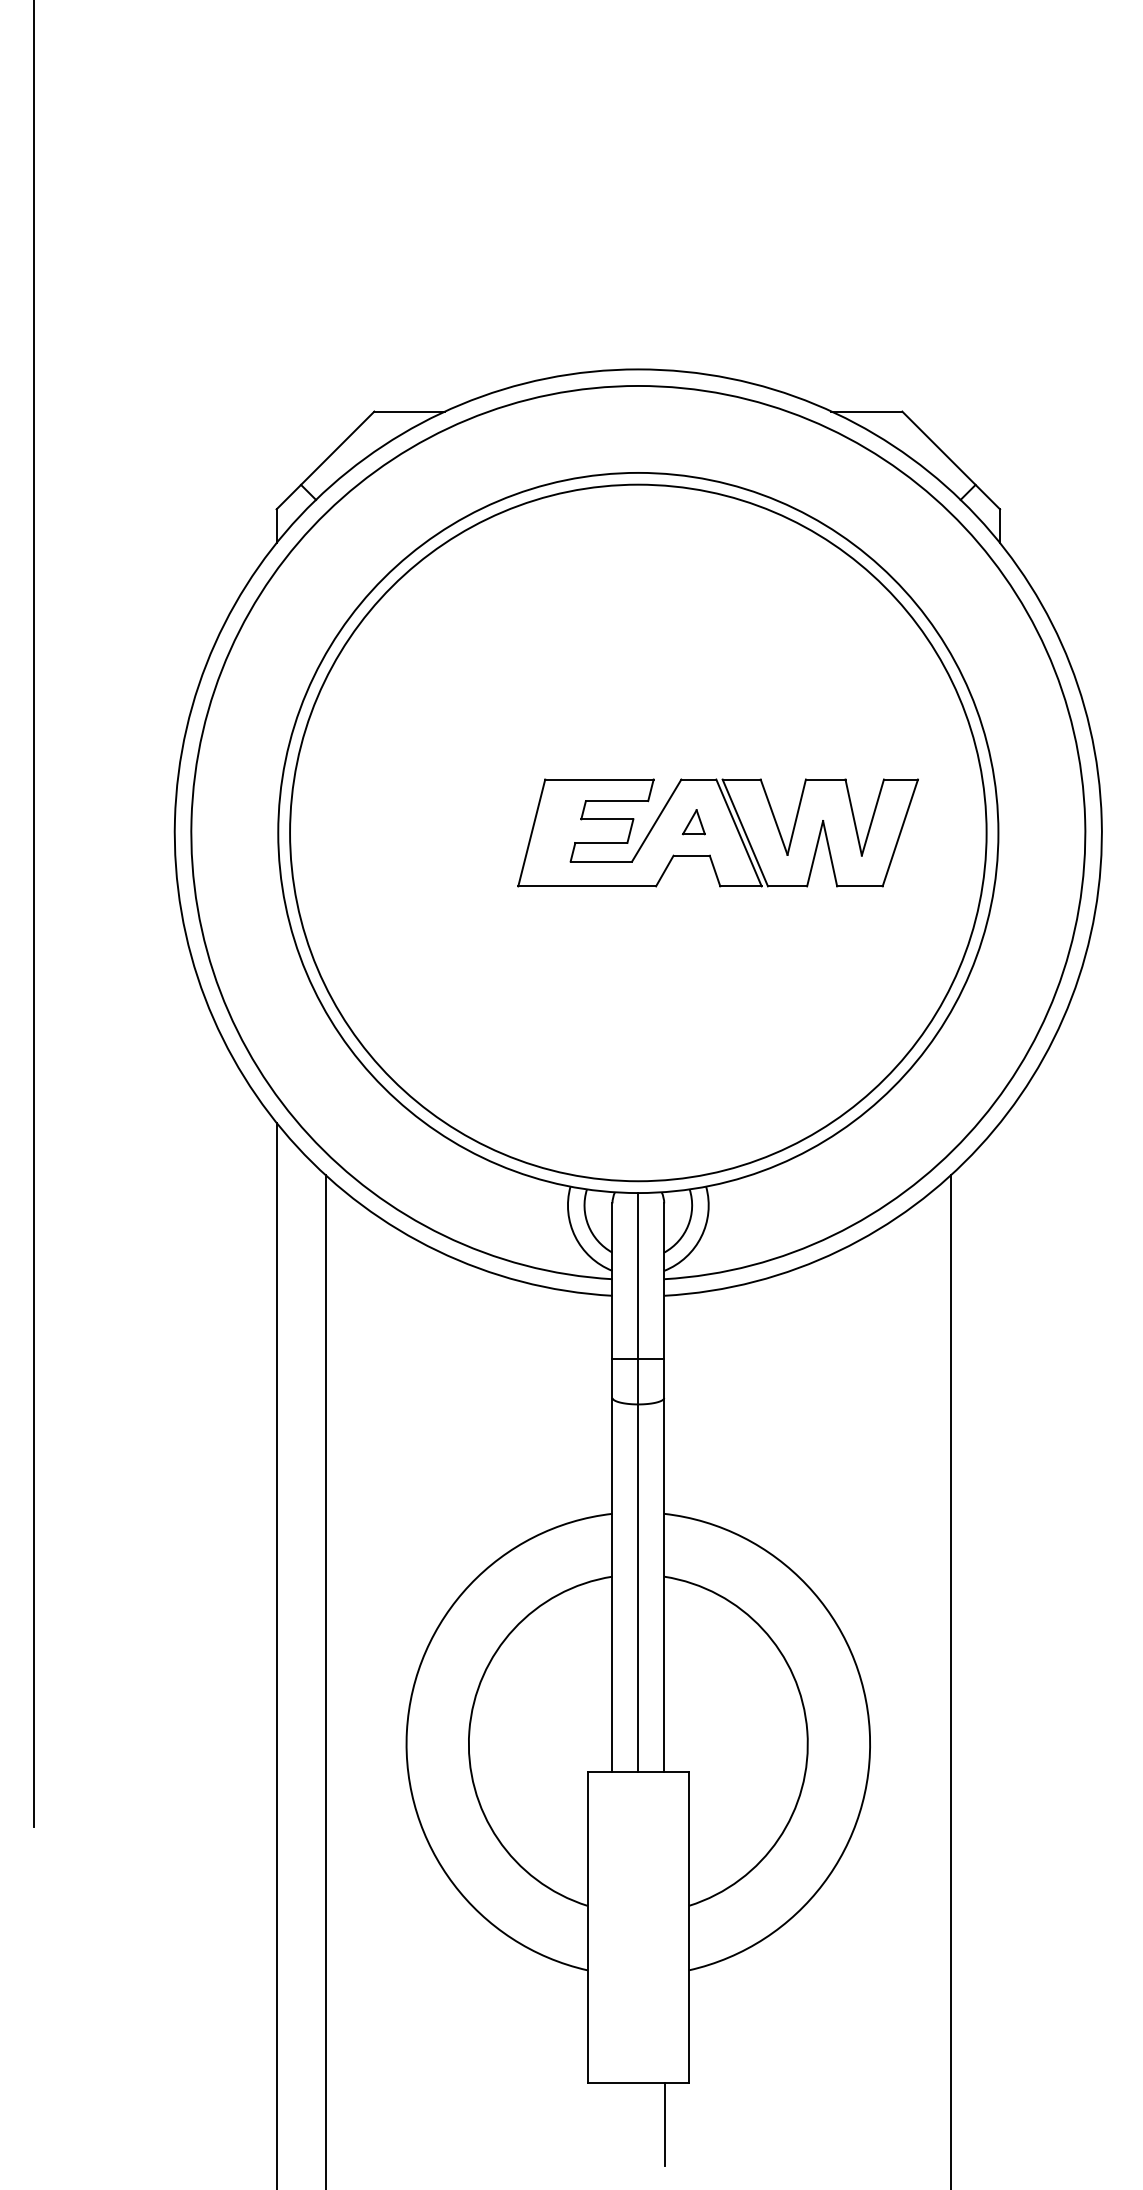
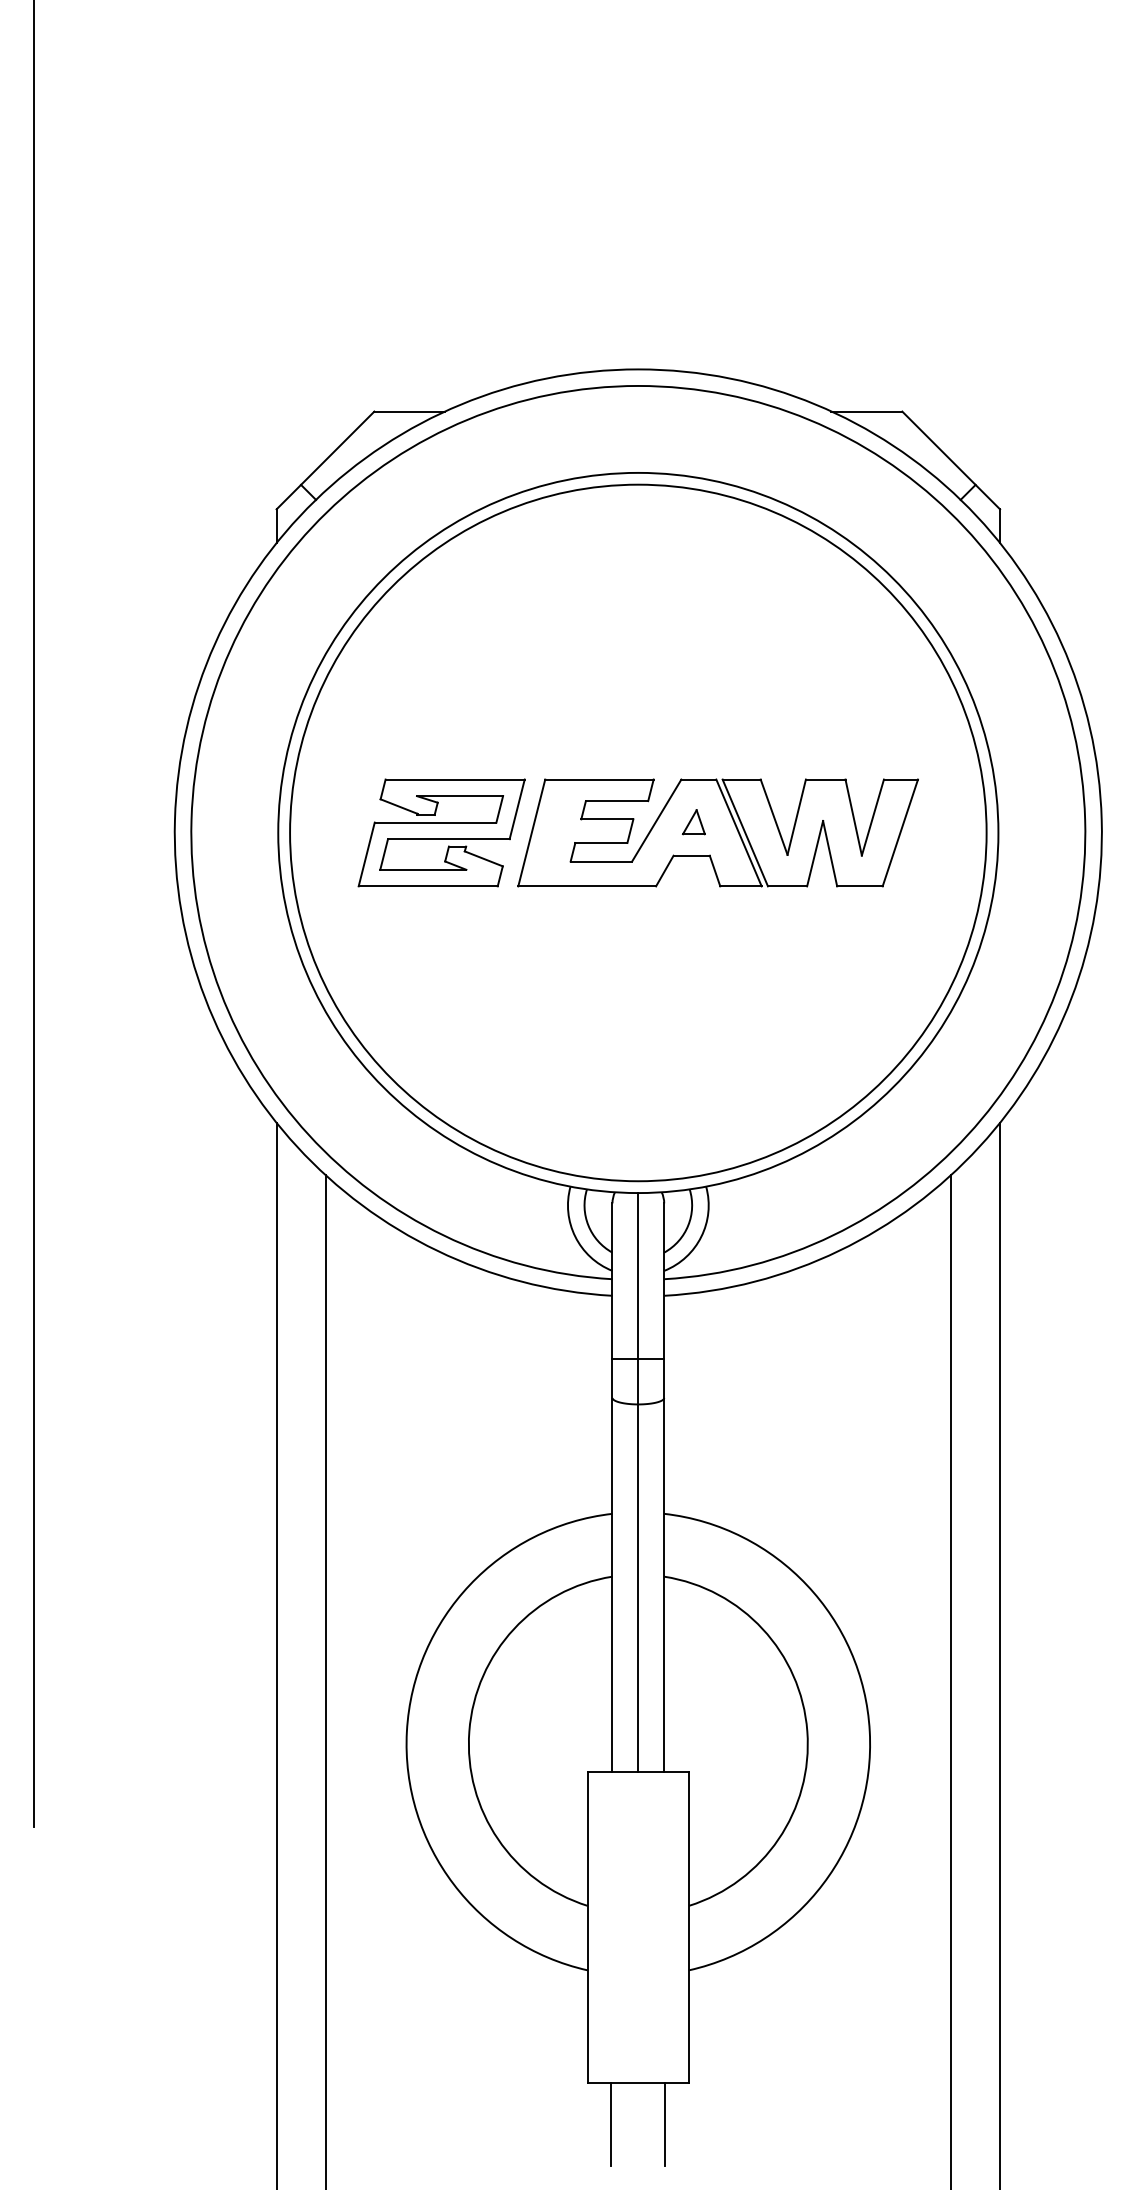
part: none -> present (441, 832)
line: none -> present (1000, 1654)
line: none -> present (611, 2123)
